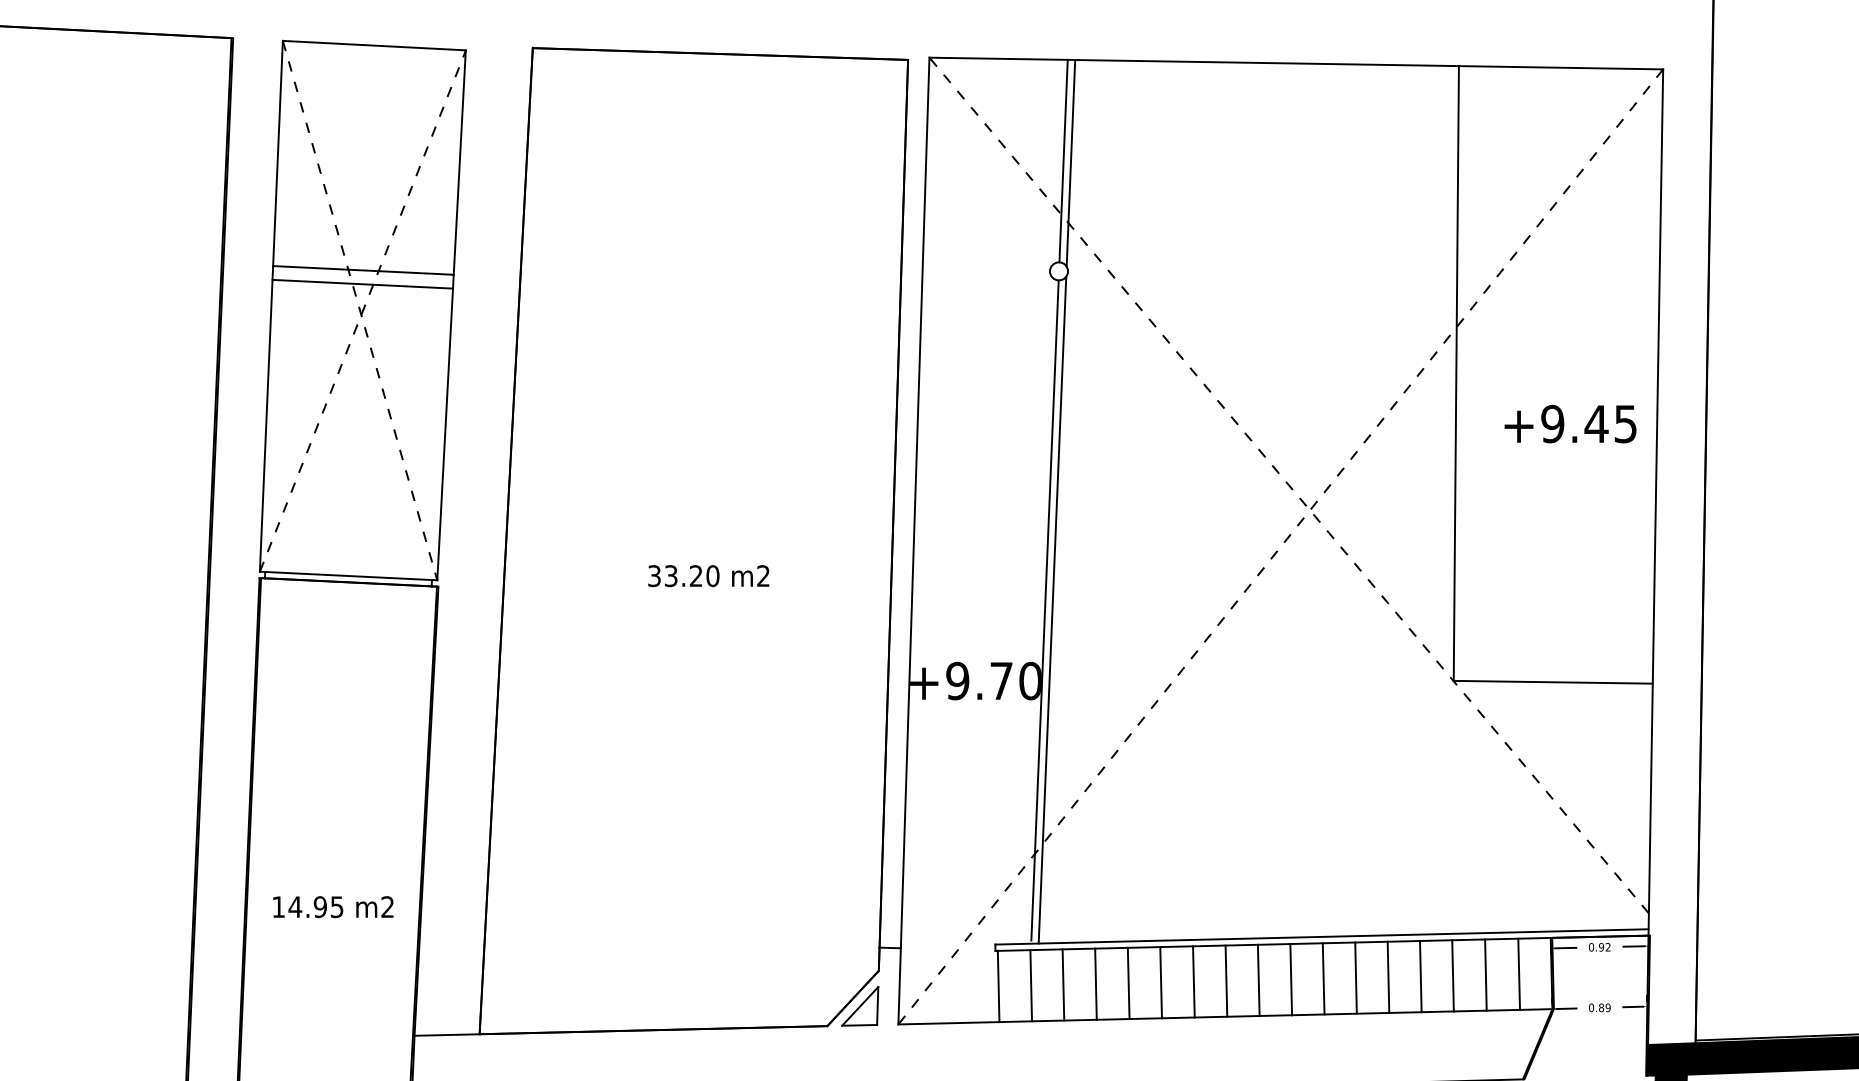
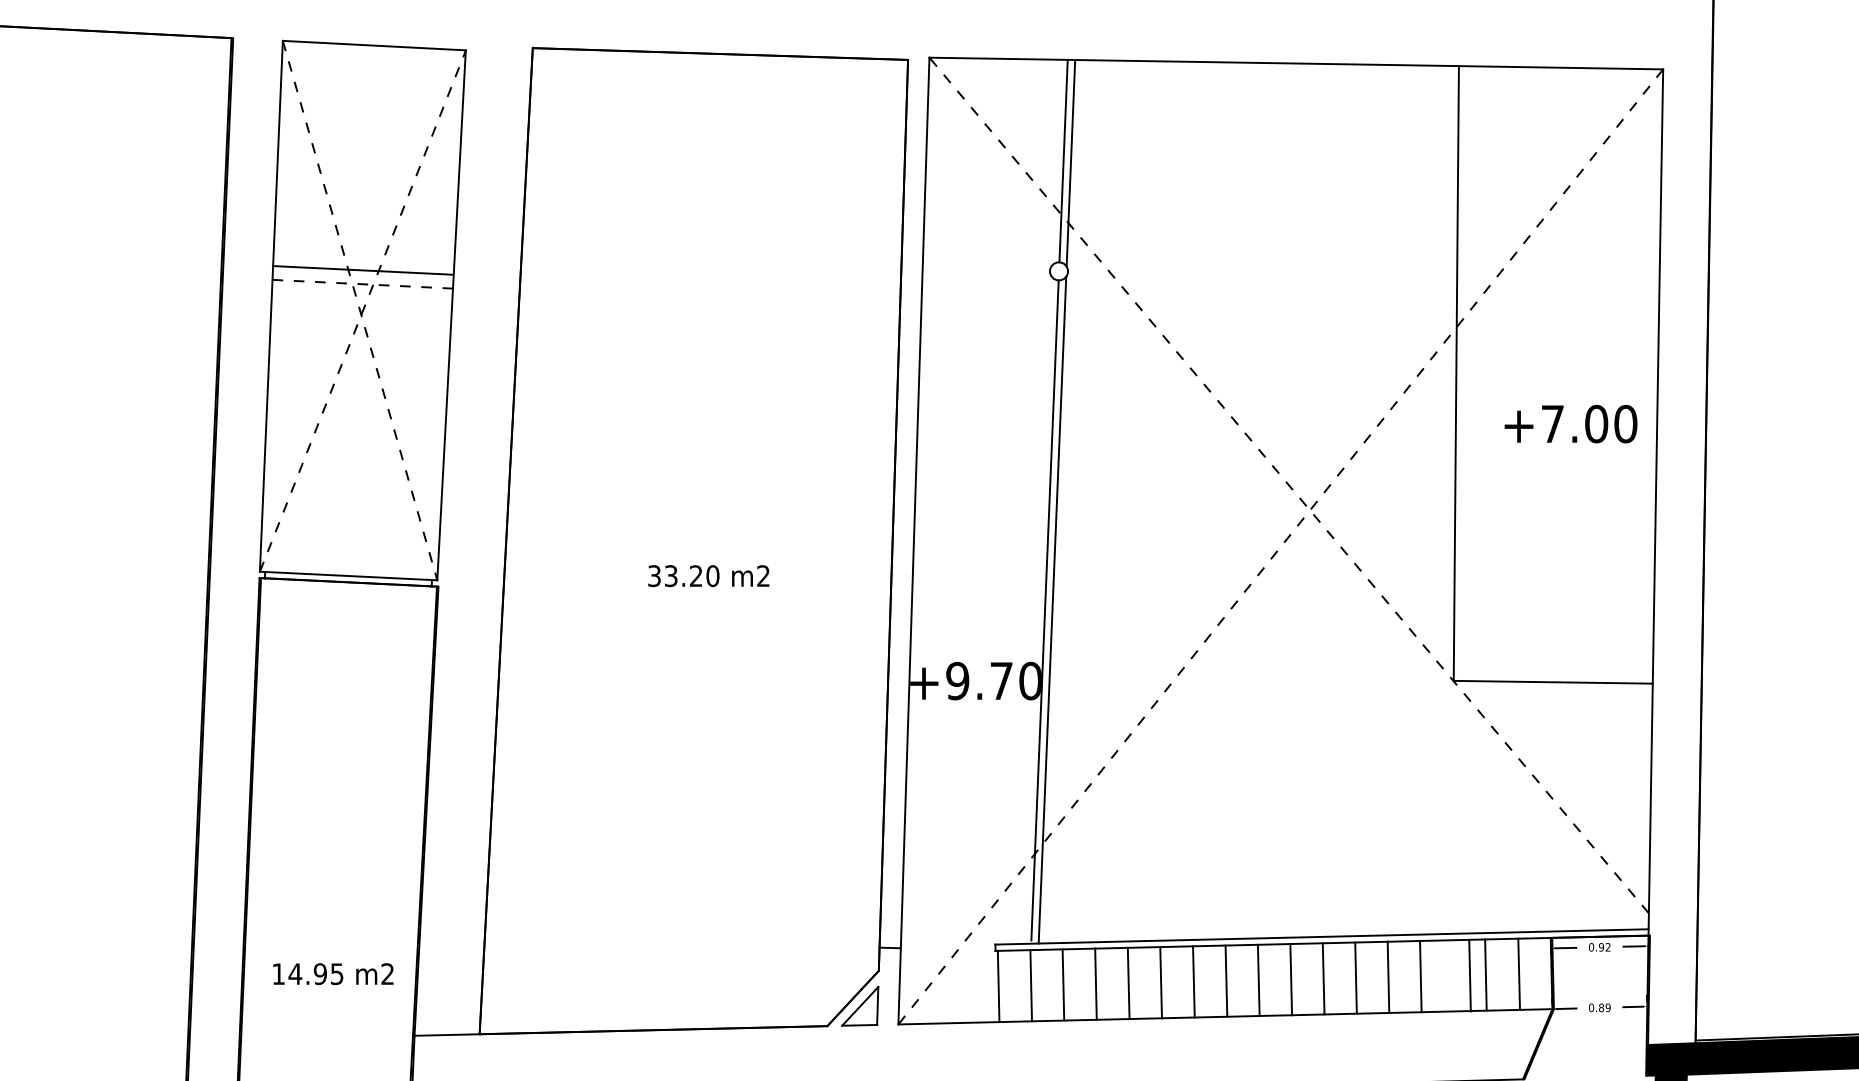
line: solid -> dashed (363, 284)
text: +9.45 -> +7.00 (1589, 423)
text position: (333, 907) -> (333, 974) (333, 974)
line position: (1452, 975) -> (1469, 975) (1469, 975)
